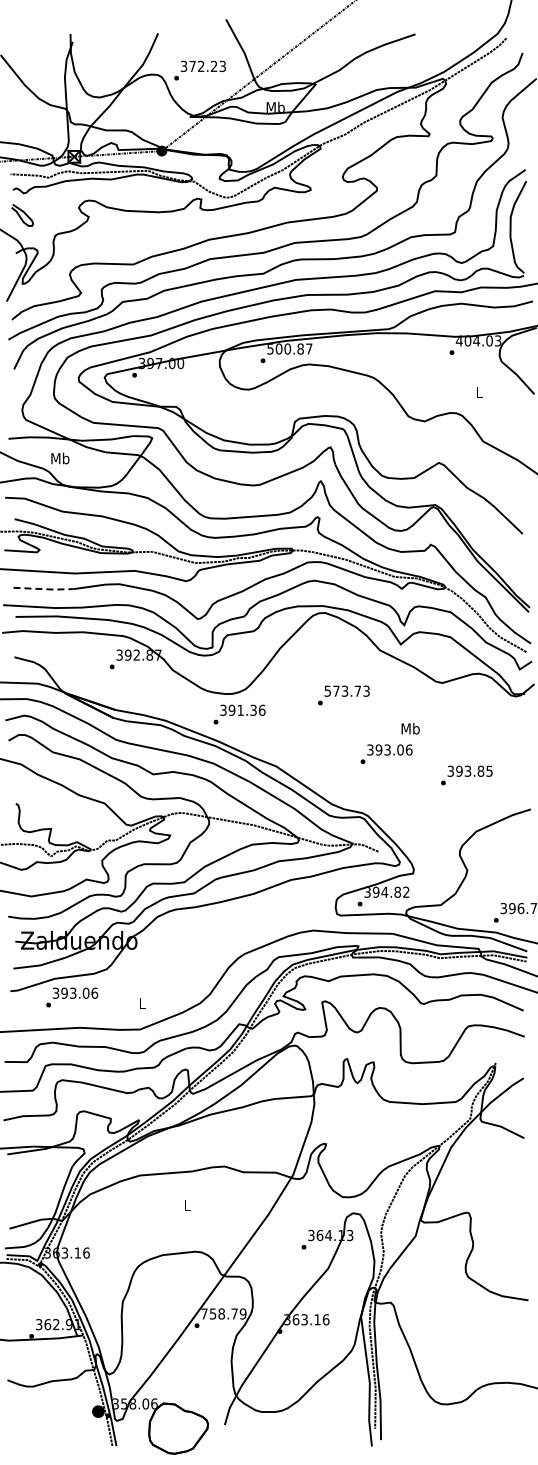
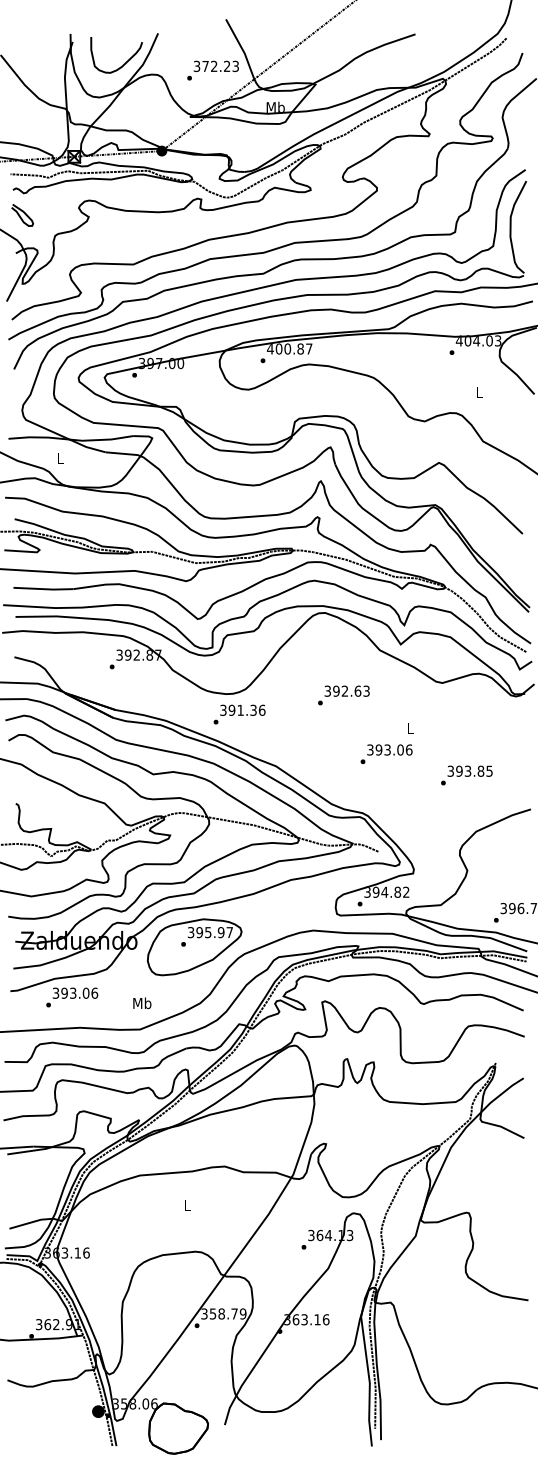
curve: none -> present (121, 65)
text position: (199, 70) -> (212, 70) (212, 70)
text: 500.87 -> 400.87 (270, 349)
text: Mb -> L (60, 458)
line: dashed -> solid (44, 589)
text: 573.73 -> 392.63 (342, 690)
text: Mb -> L (410, 728)
part: none -> present (194, 947)
text: L -> Mb (142, 1003)
text: 758.79 -> 358.79 (204, 1313)
